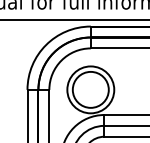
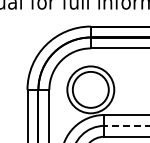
line: present -> none (74, 20)
line: solid -> dashed (126, 125)
